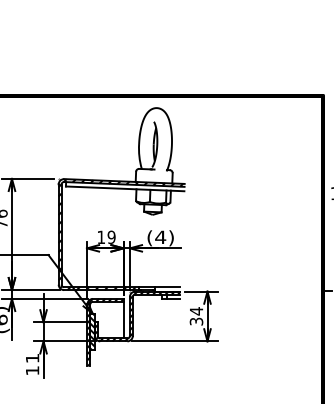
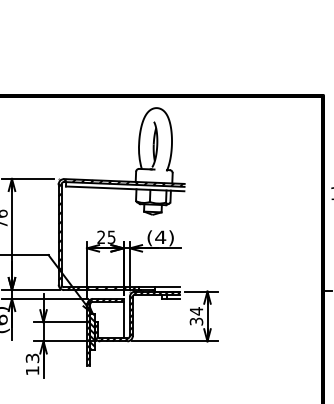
text: 19 -> 25 (106, 236)
text: 11 -> 13 (32, 358)
